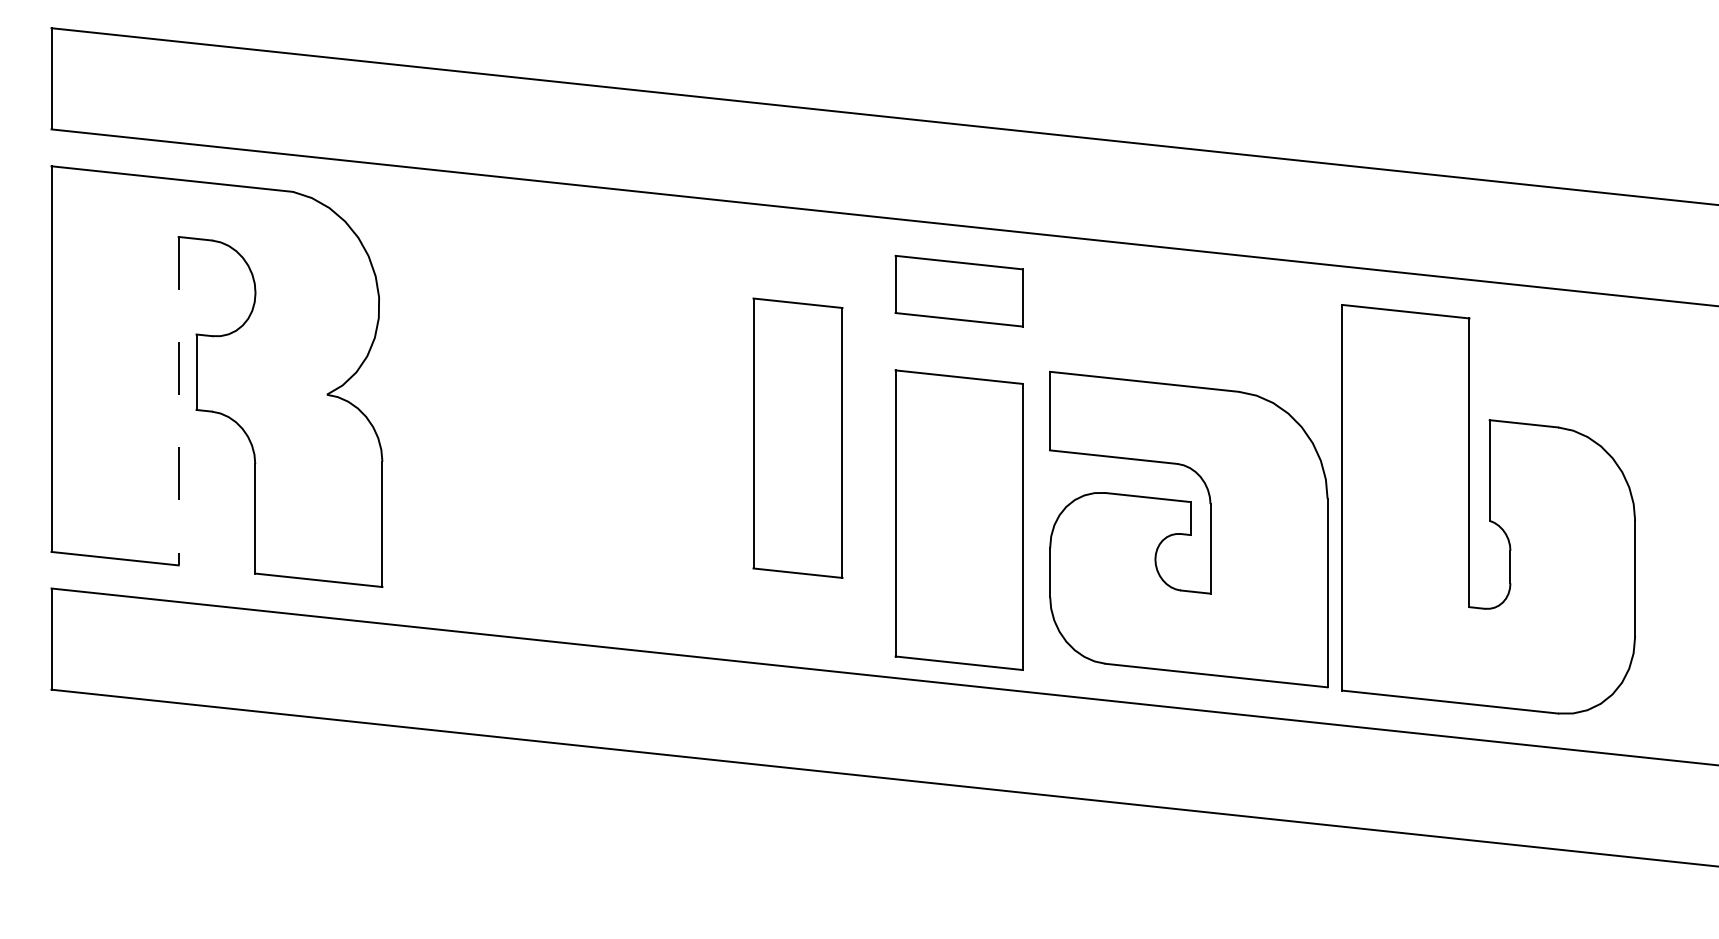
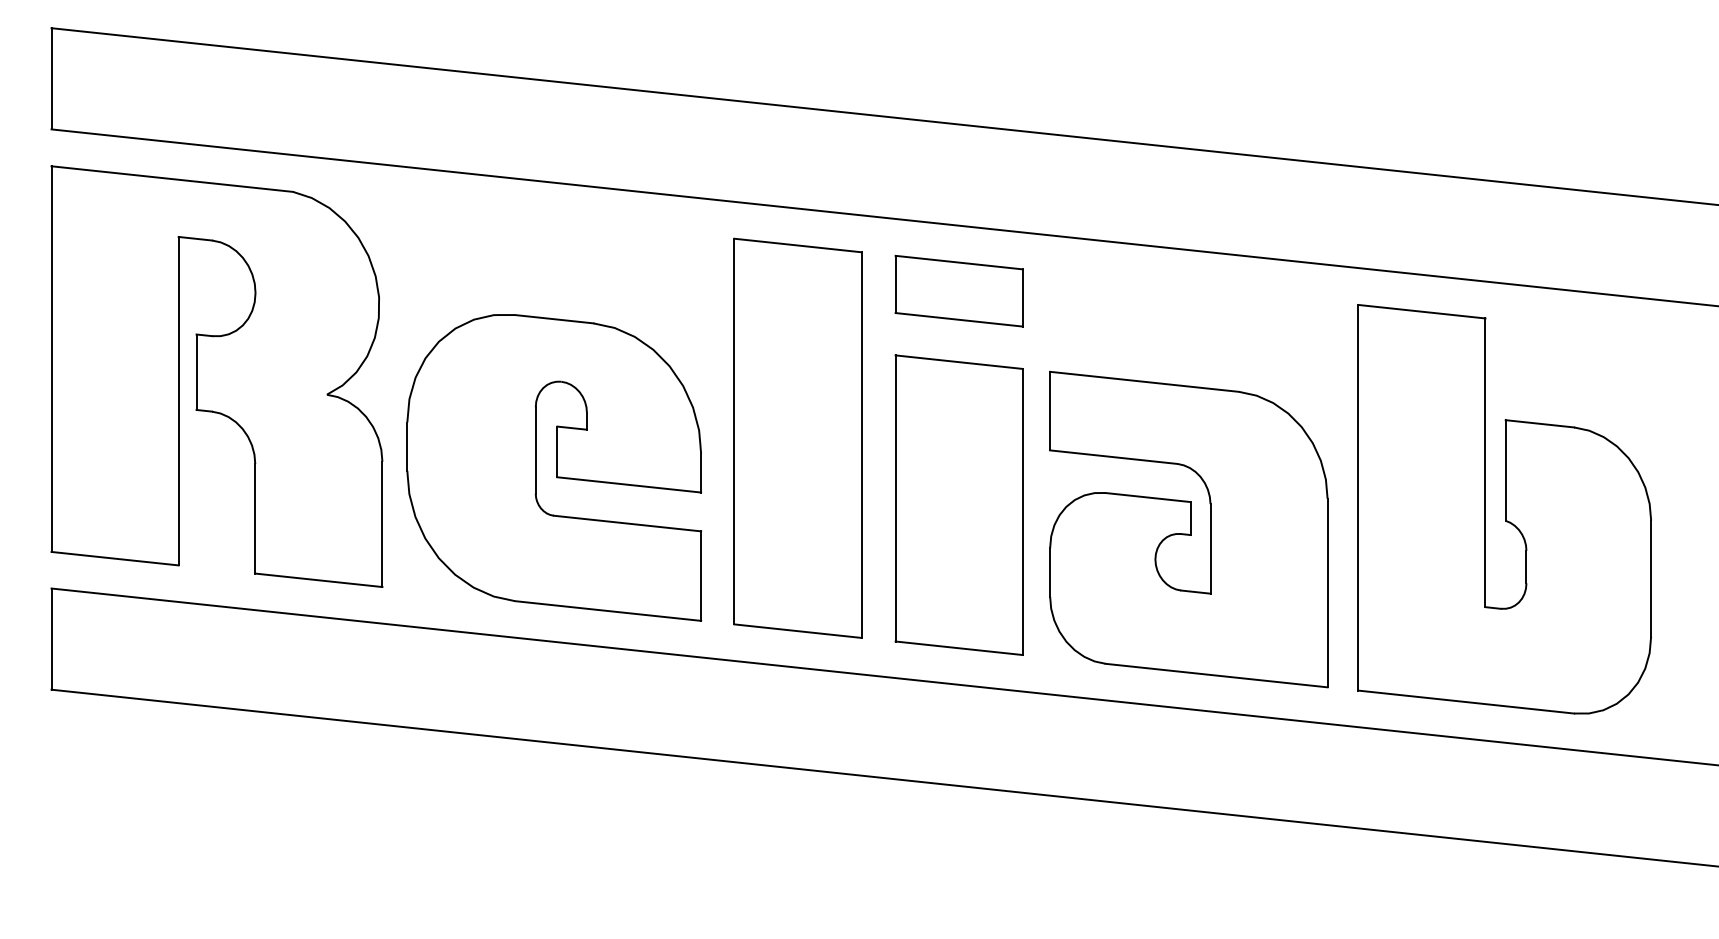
line: dashed -> solid (178, 401)
part size: 92x282 px -> 130x402 px (797, 437)
part: none -> present (554, 467)
part position: (1488, 509) -> (1504, 509) (1504, 509)
part position: (958, 519) -> (958, 504) (958, 504)
